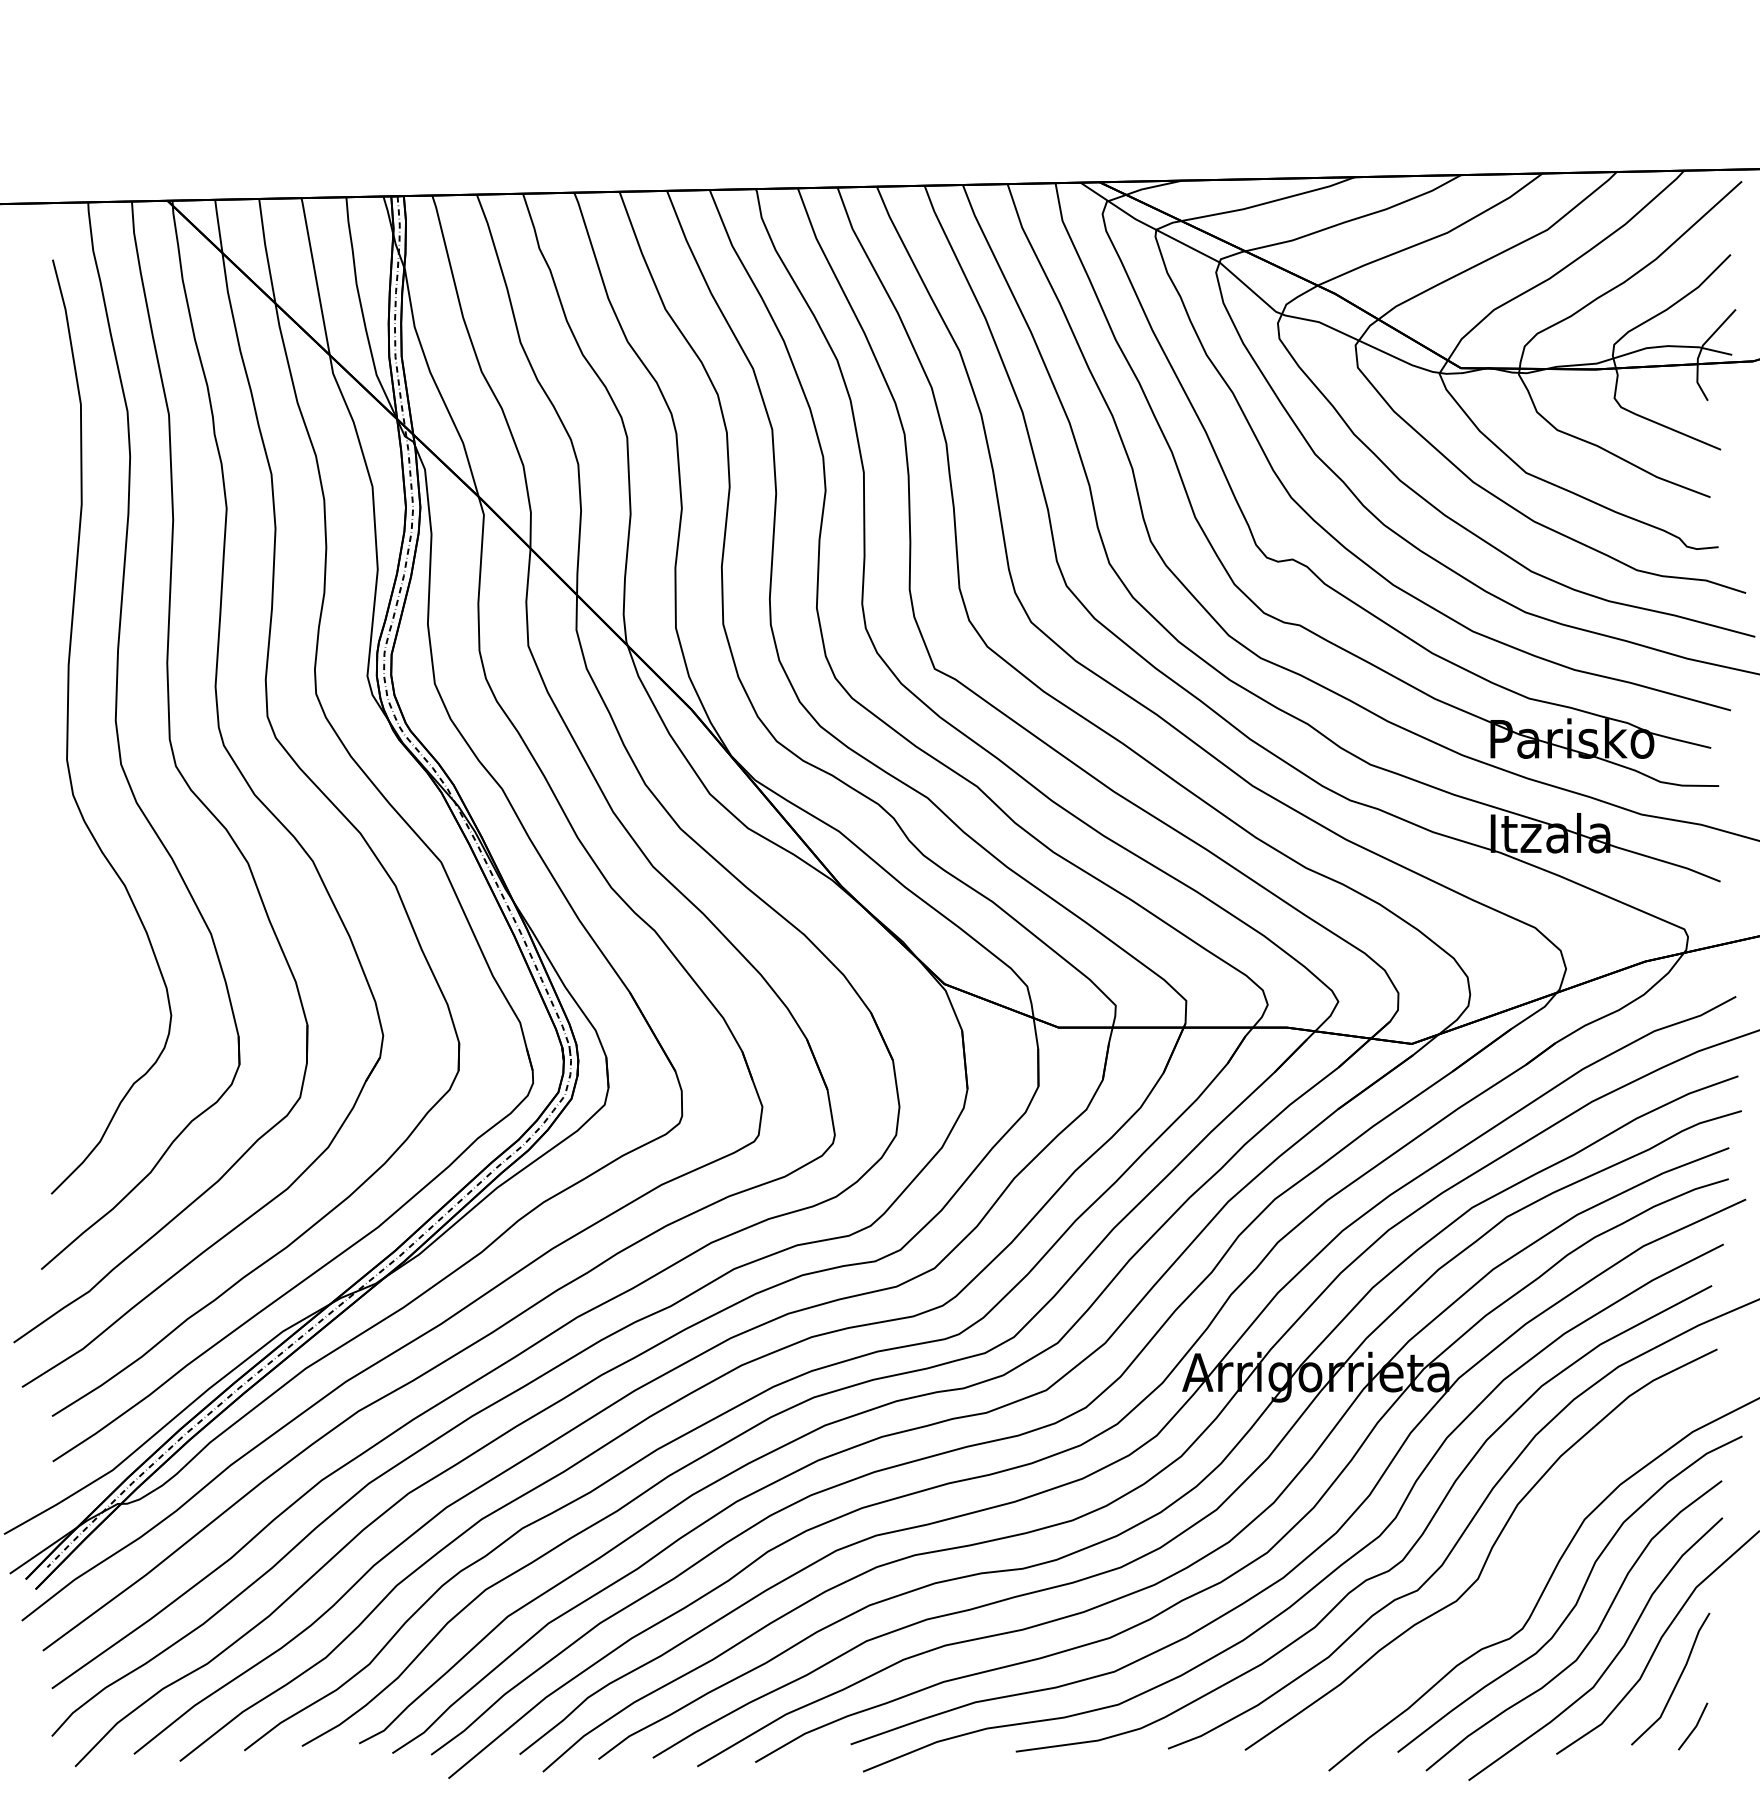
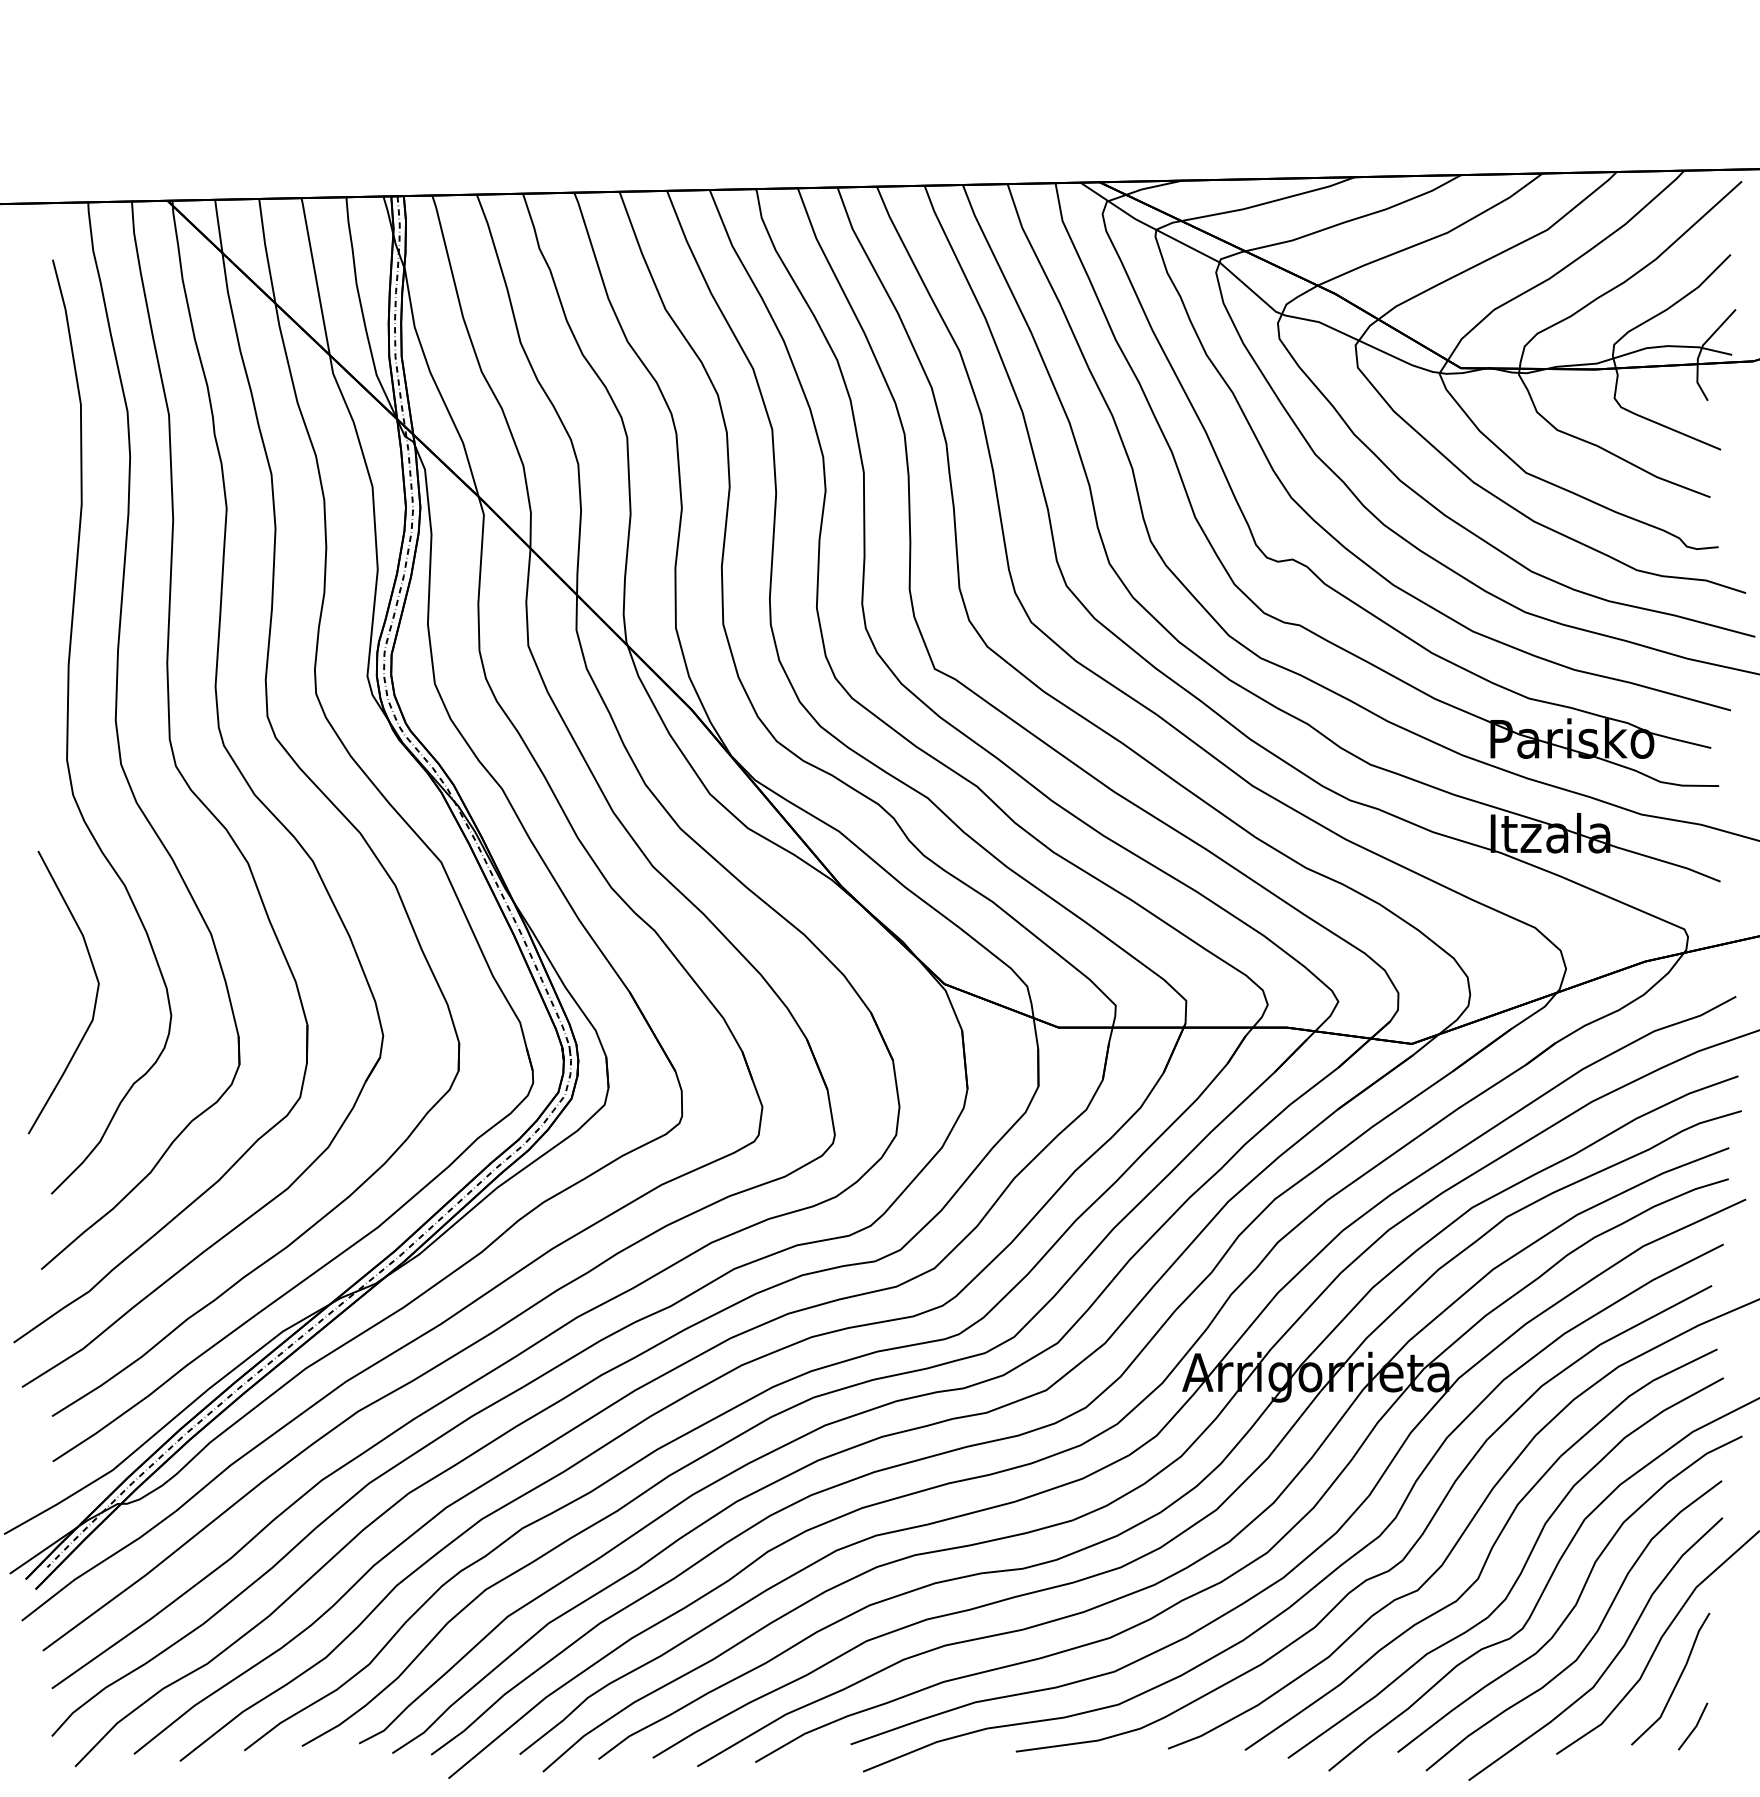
curve: none -> present (95, 996)
curve: none -> present (1519, 1573)
